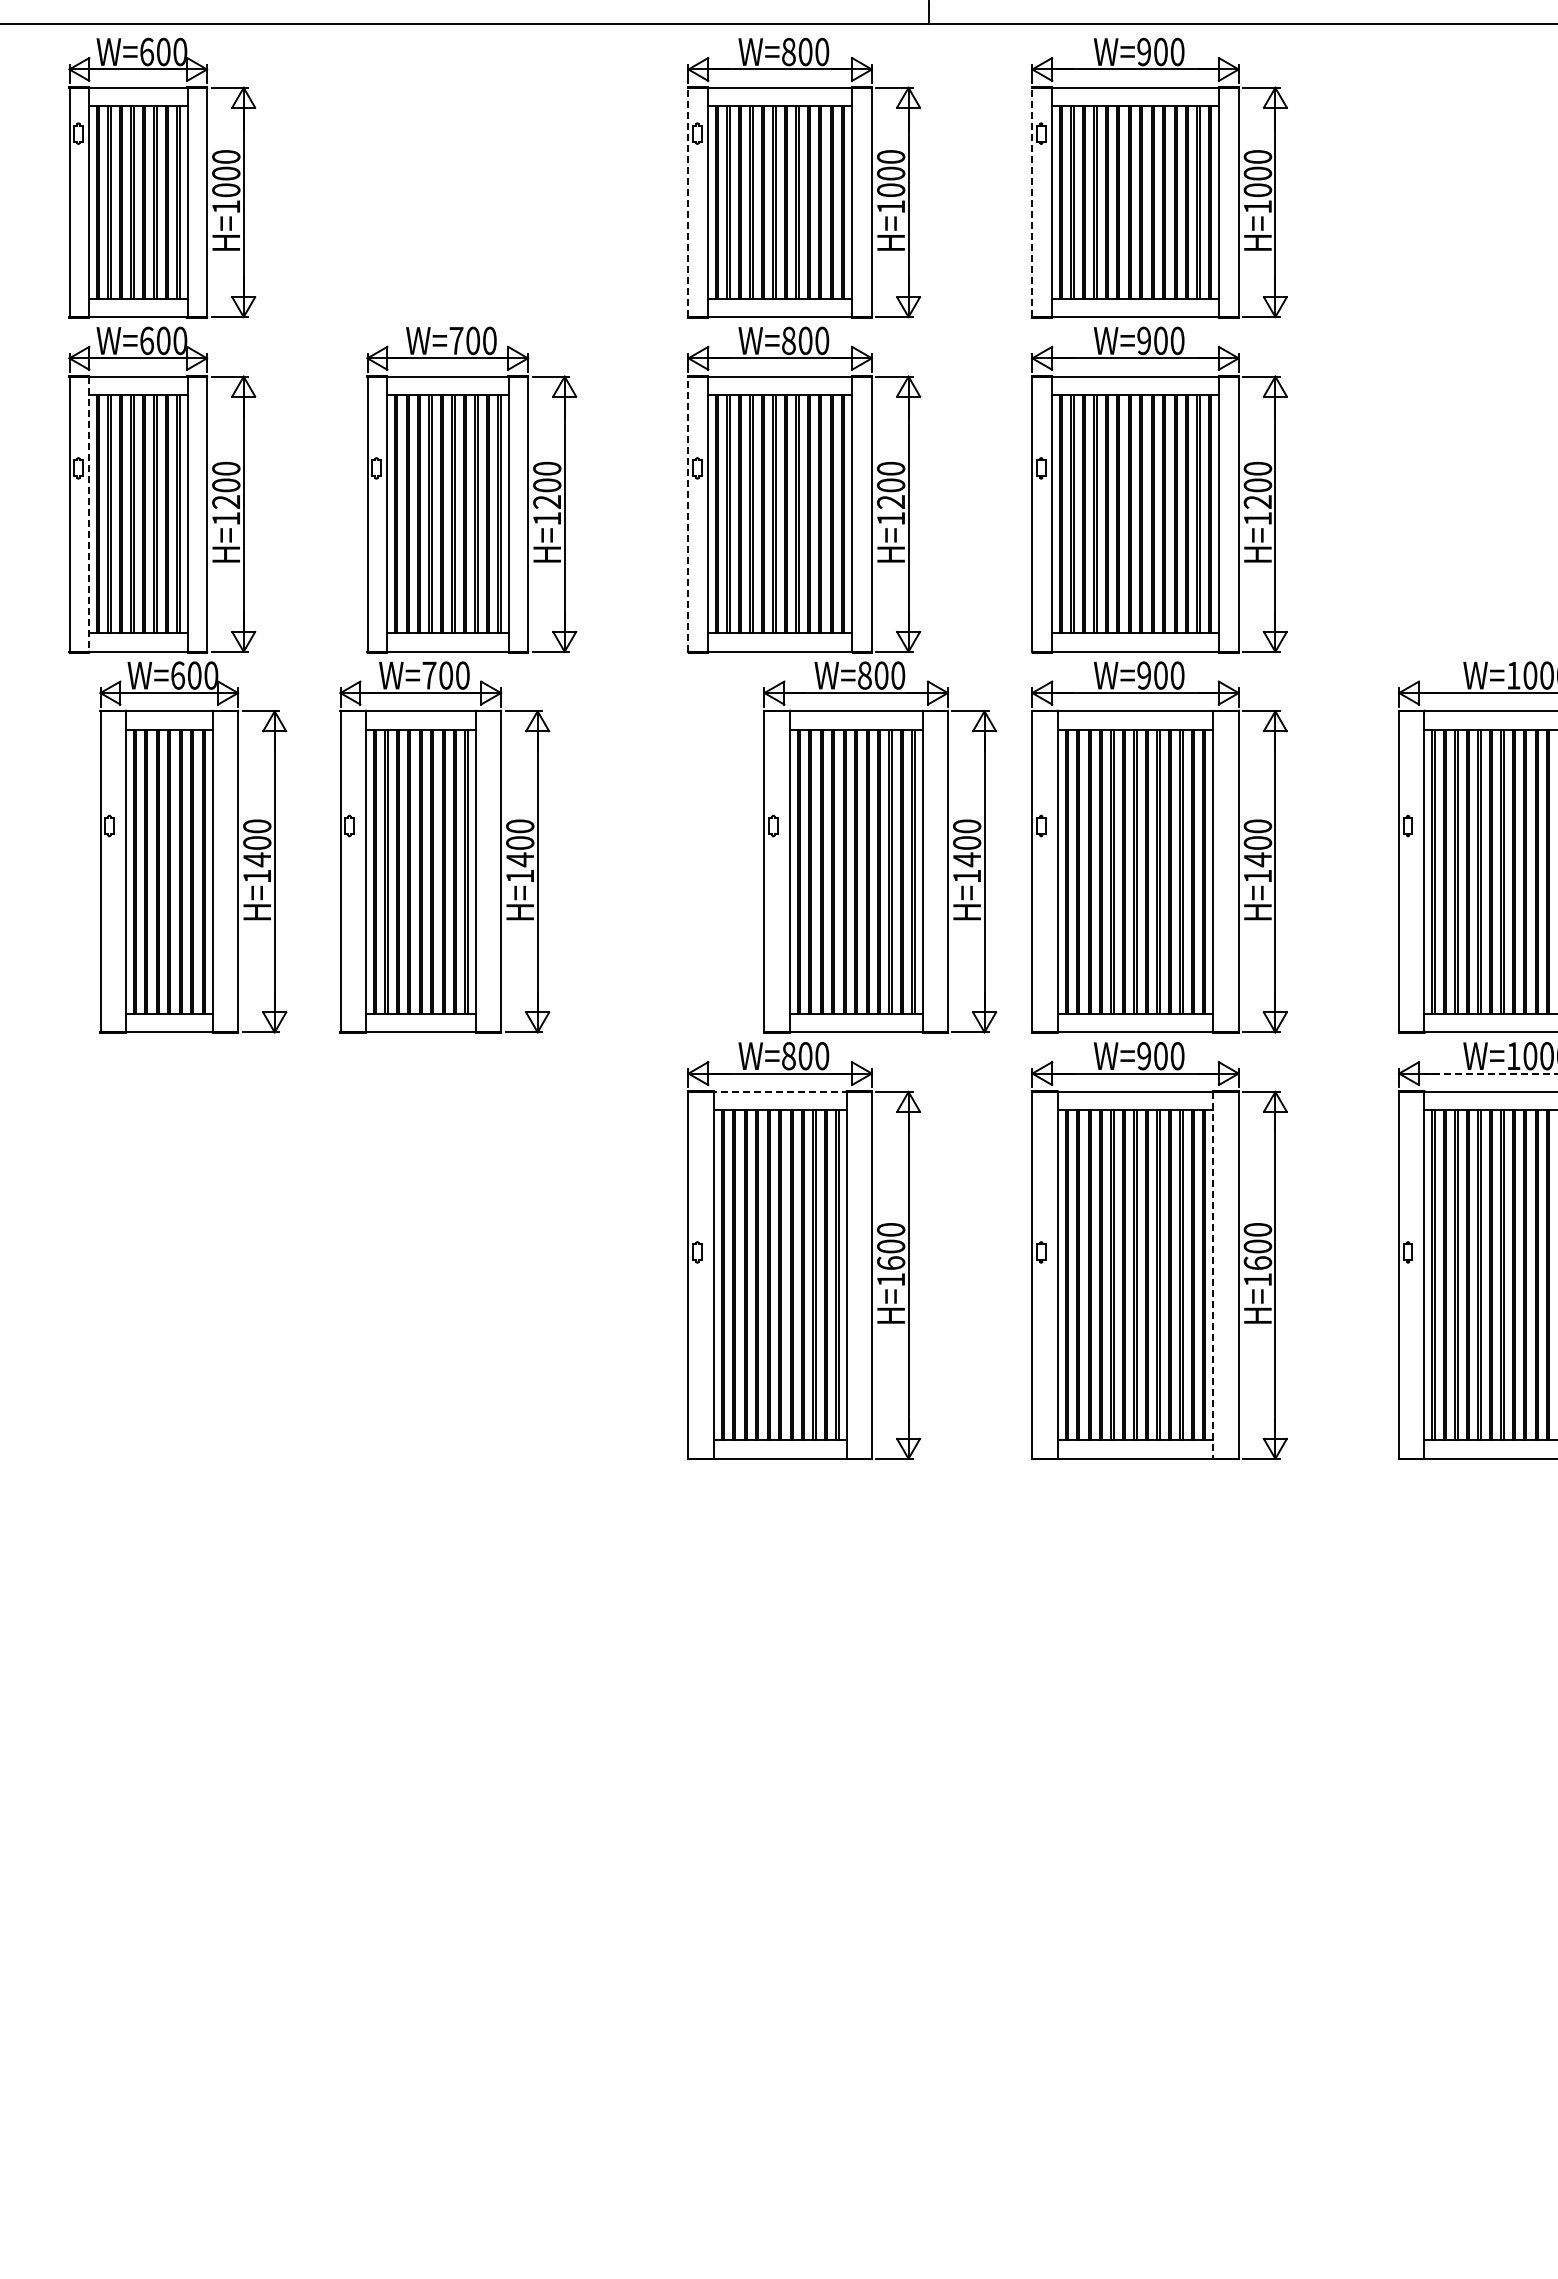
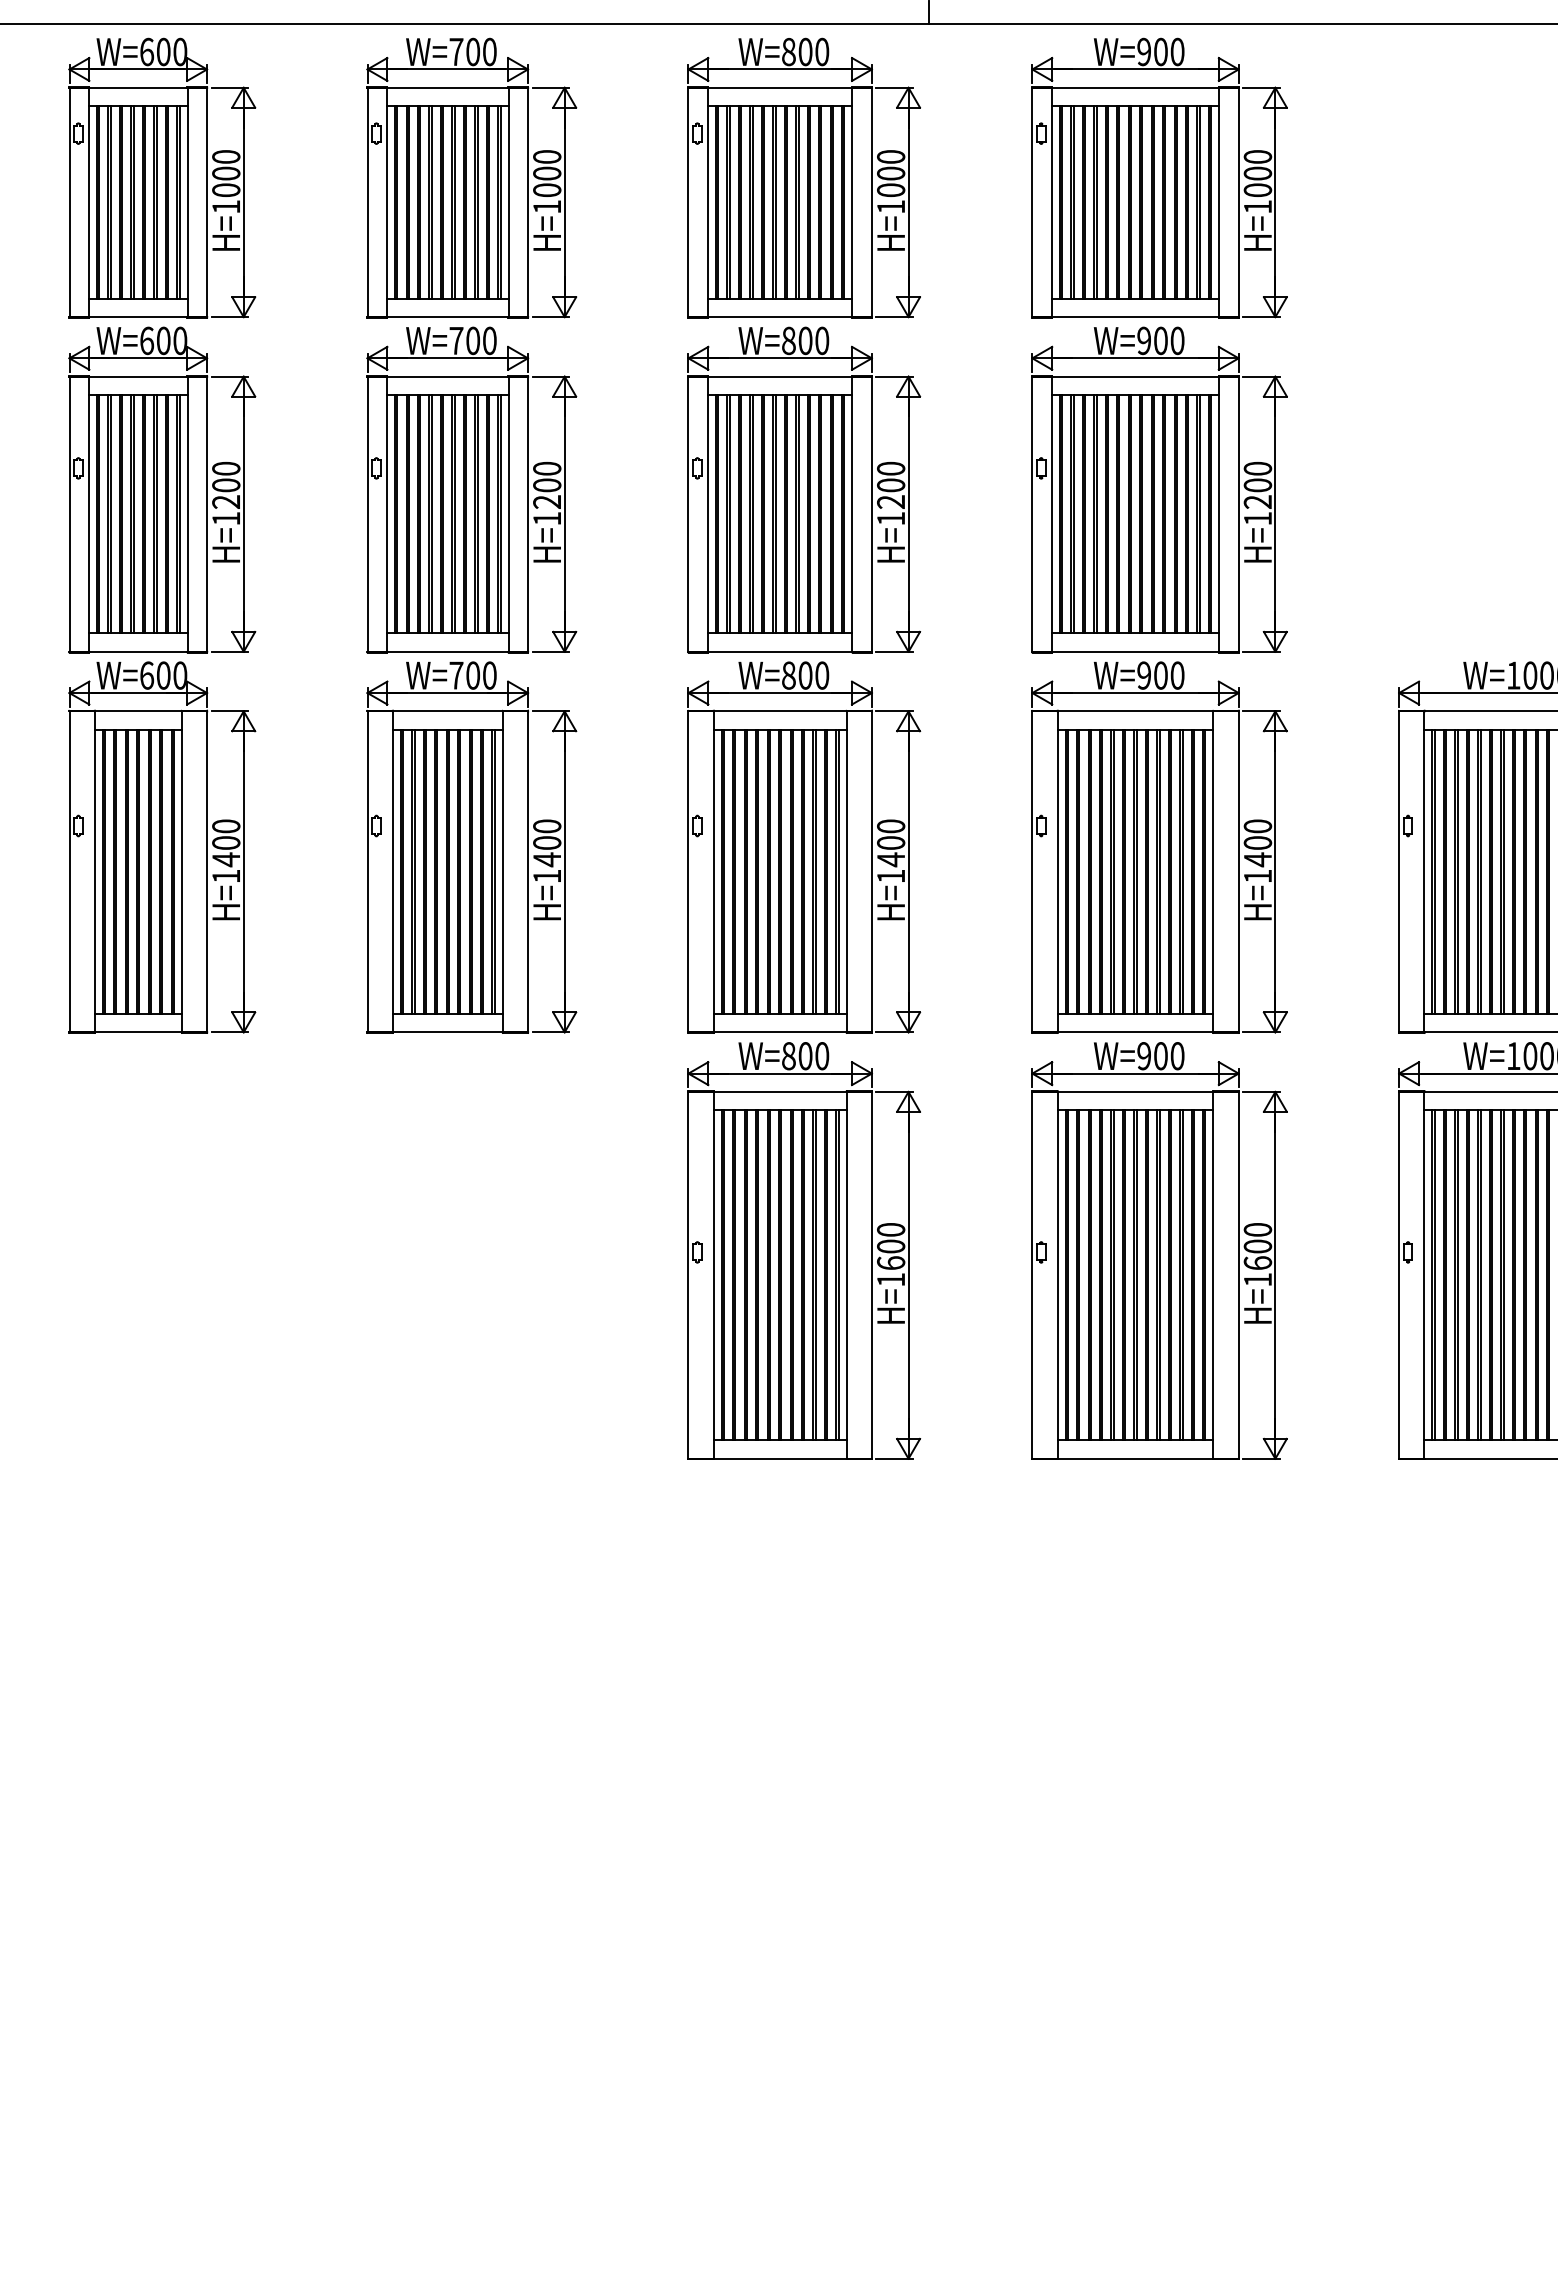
part: none -> present (471, 177)
line: dashed -> solid (688, 202)
line: dashed -> solid (1032, 202)
line: dashed -> solid (88, 514)
line: dashed -> solid (688, 514)
part position: (193, 847) -> (162, 847) (162, 847)
part position: (444, 847) -> (471, 847) (471, 847)
part position: (880, 847) -> (804, 847) (804, 847)
line: dashed -> solid (1489, 1073)
line: dashed -> solid (780, 1091)
line: dashed -> solid (1213, 1275)
